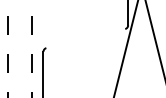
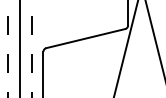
line: none -> present (85, 38)
line: none -> present (20, 48)
